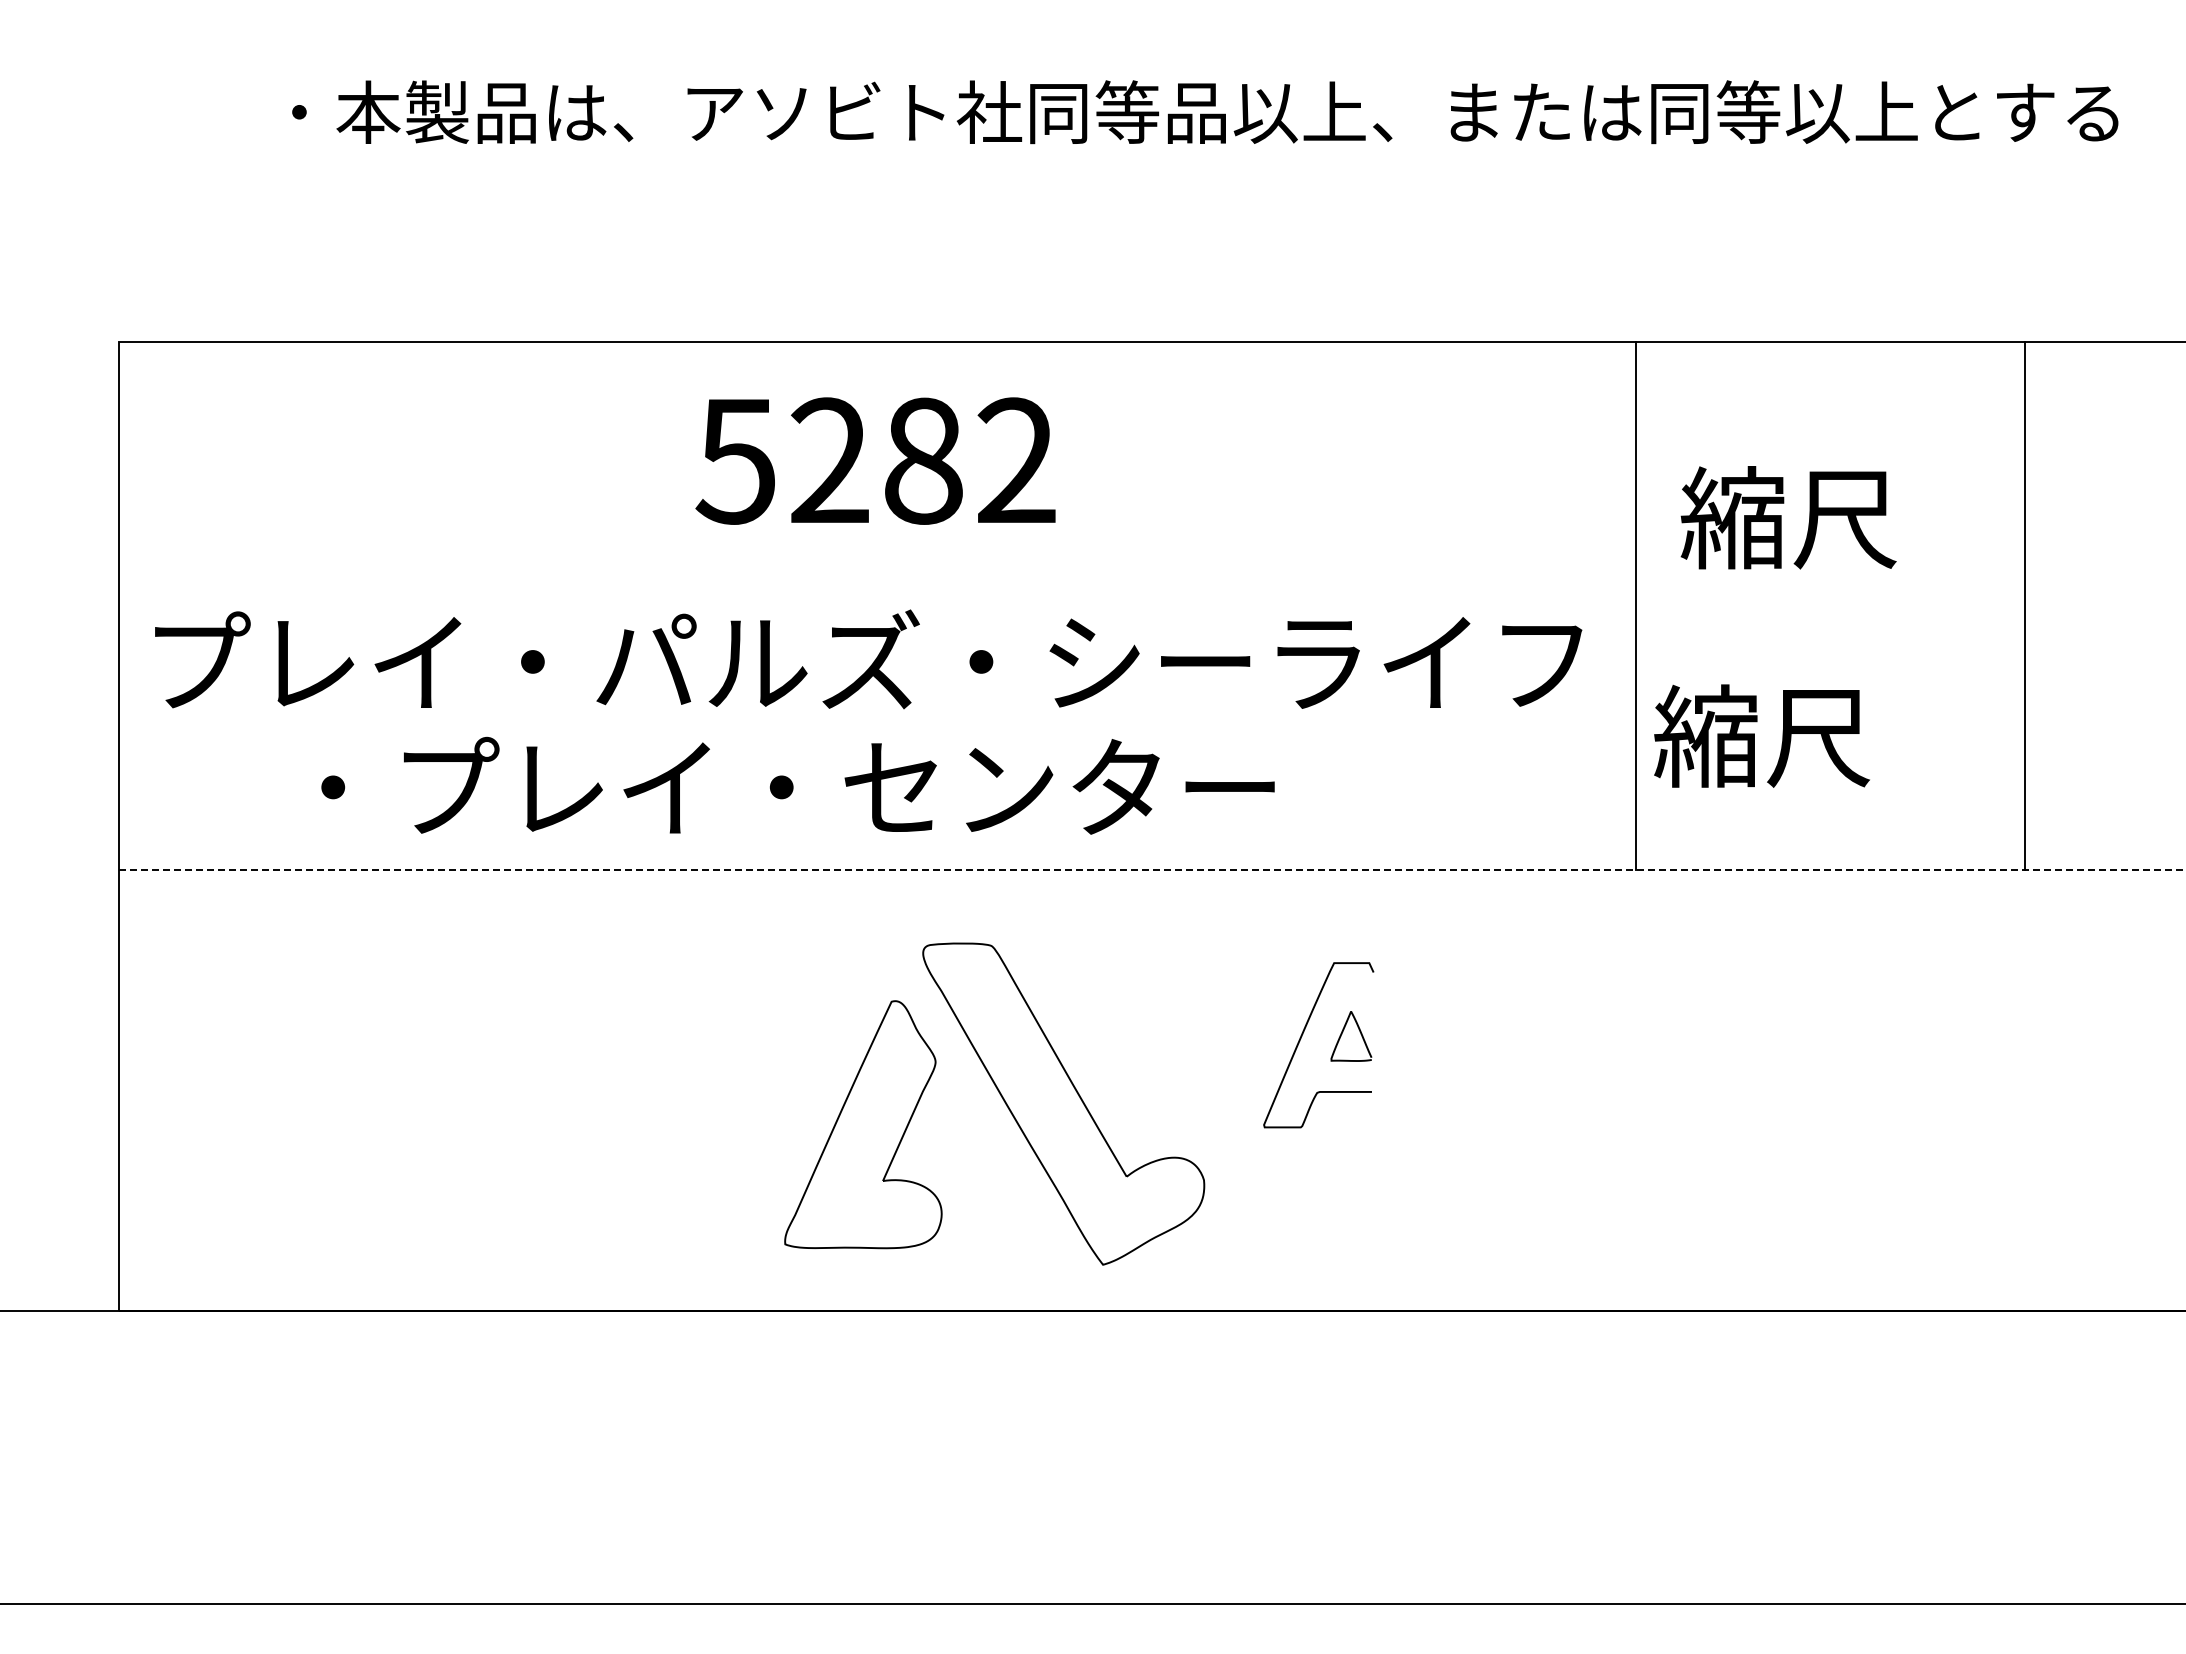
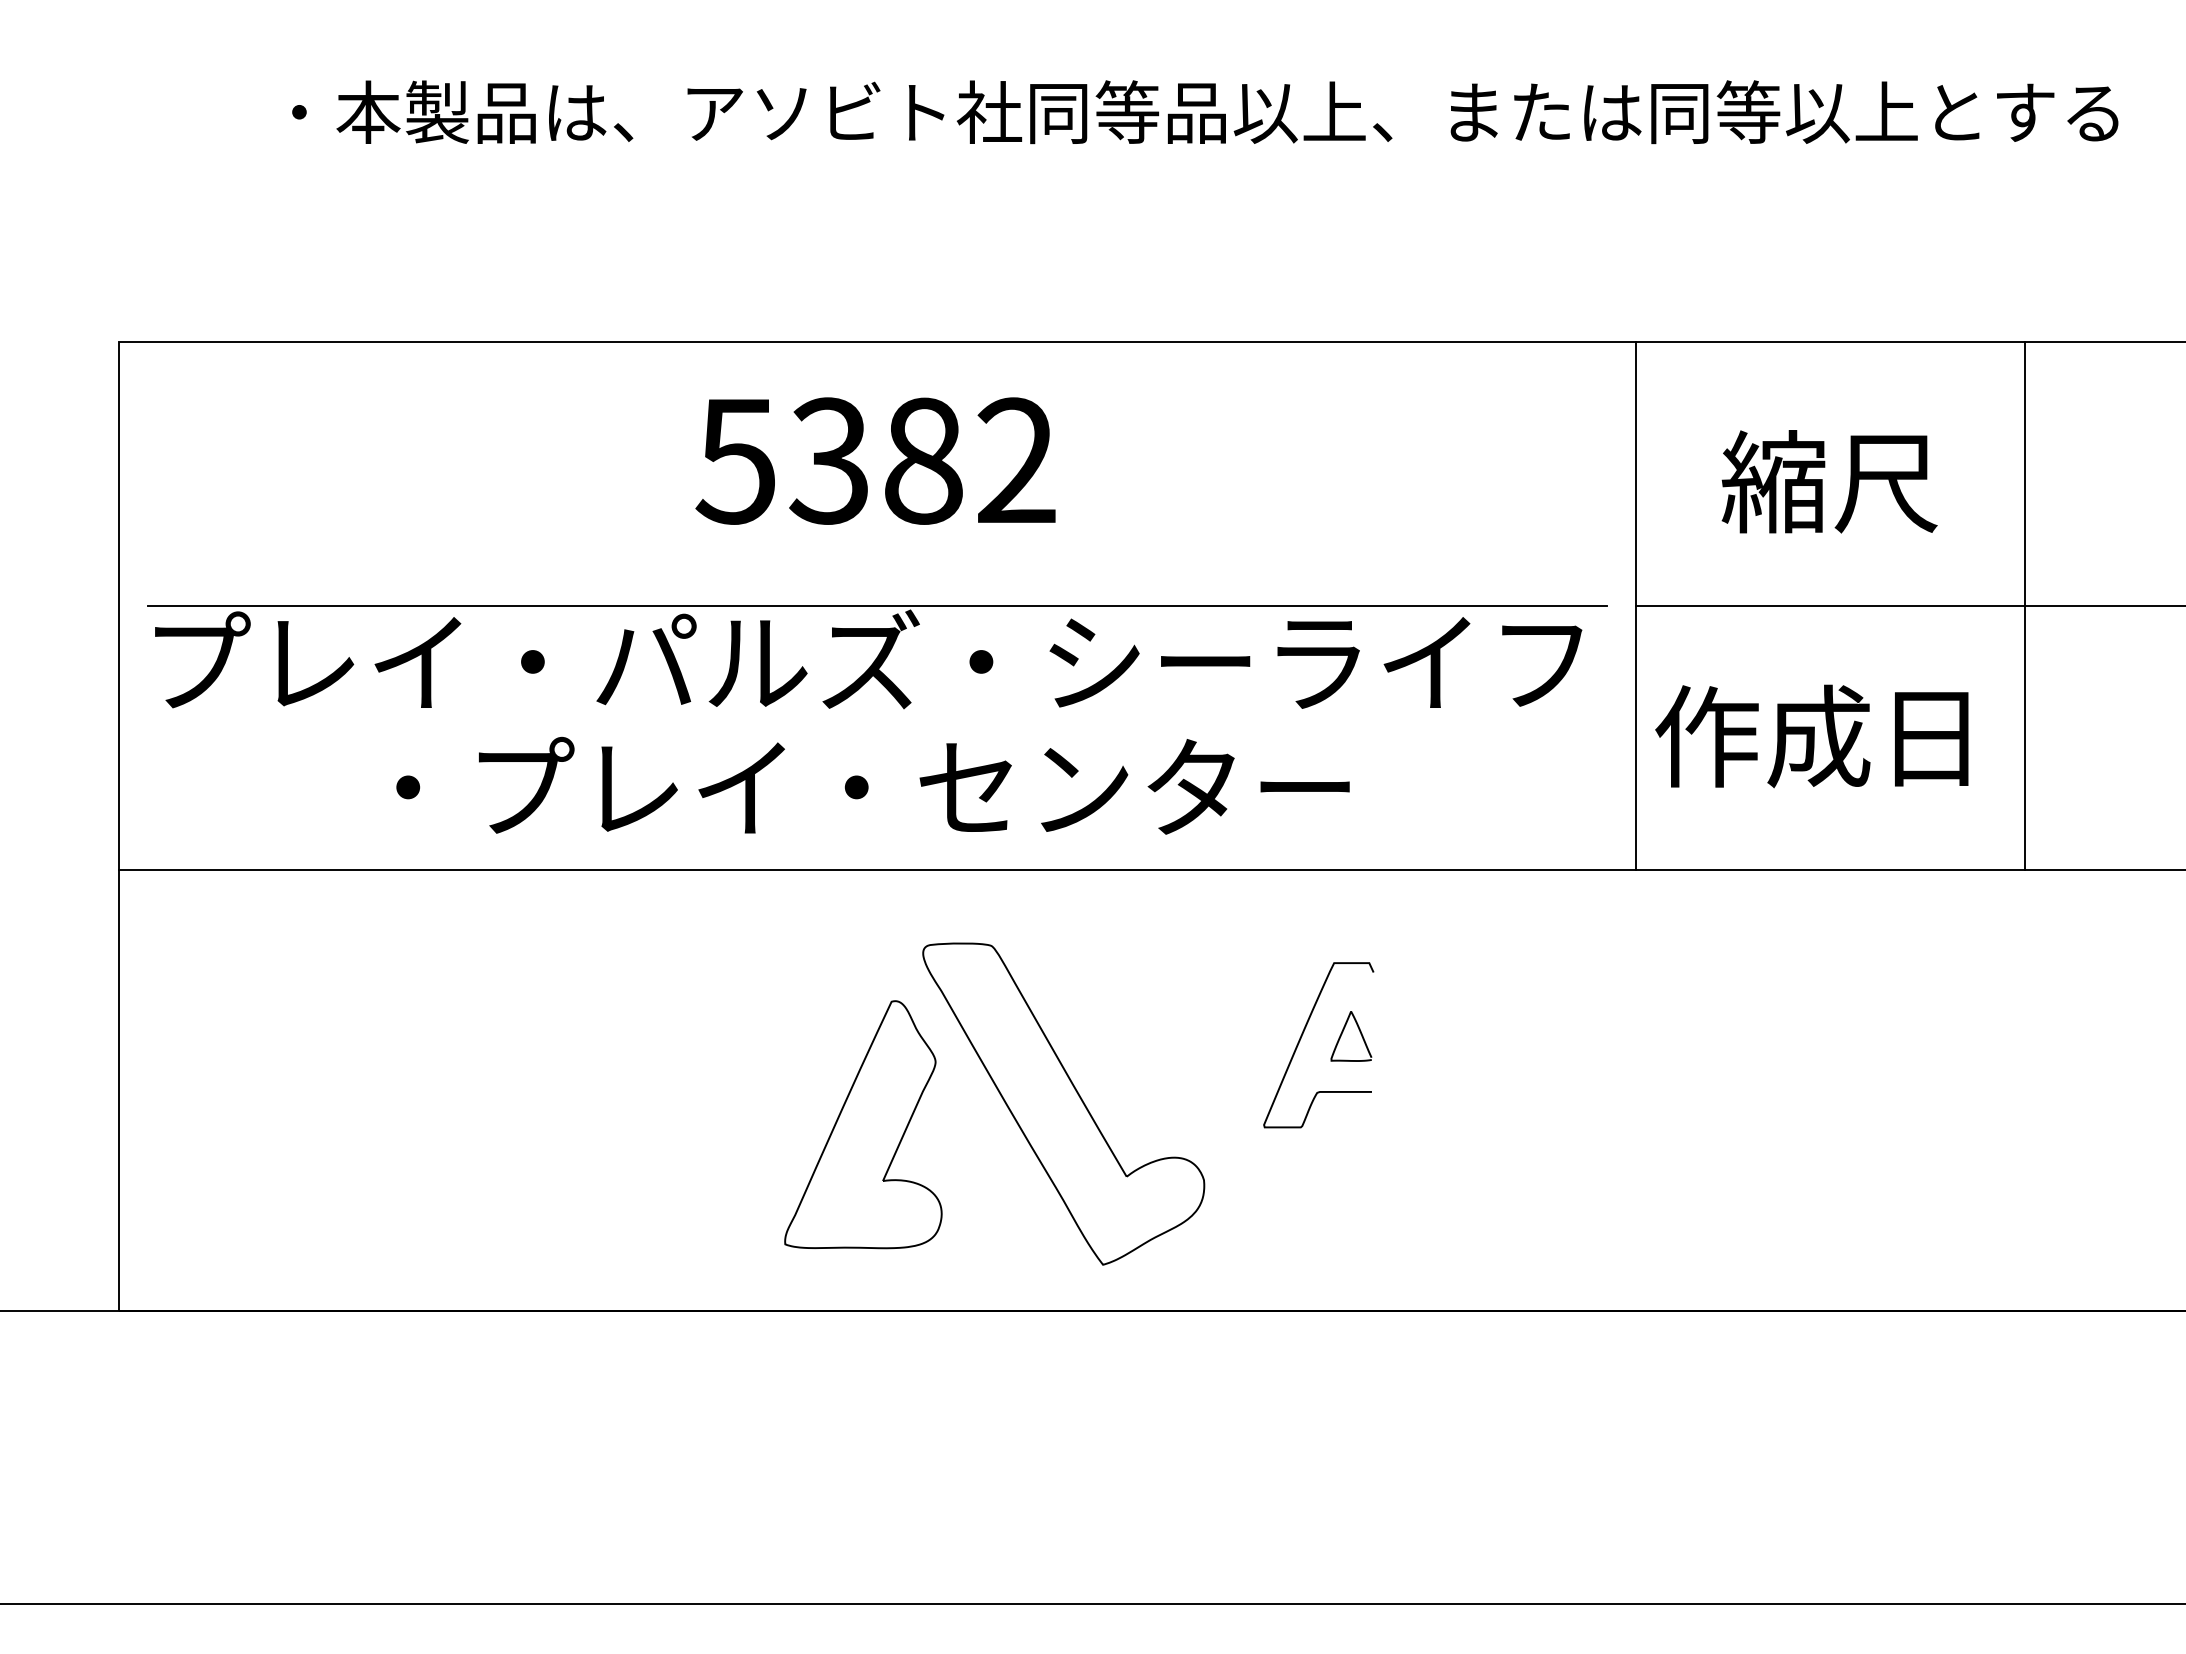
text: 5282 -> 5382 (828, 460)
text position: (1788, 517) -> (1829, 481) (1829, 481)
line: none -> present (876, 606)
line: none -> present (1909, 606)
text: 縮尺 -> 作成日 (1811, 736)
text position: (797, 785) -> (872, 785) (872, 785)
line: dashed -> solid (1152, 870)
